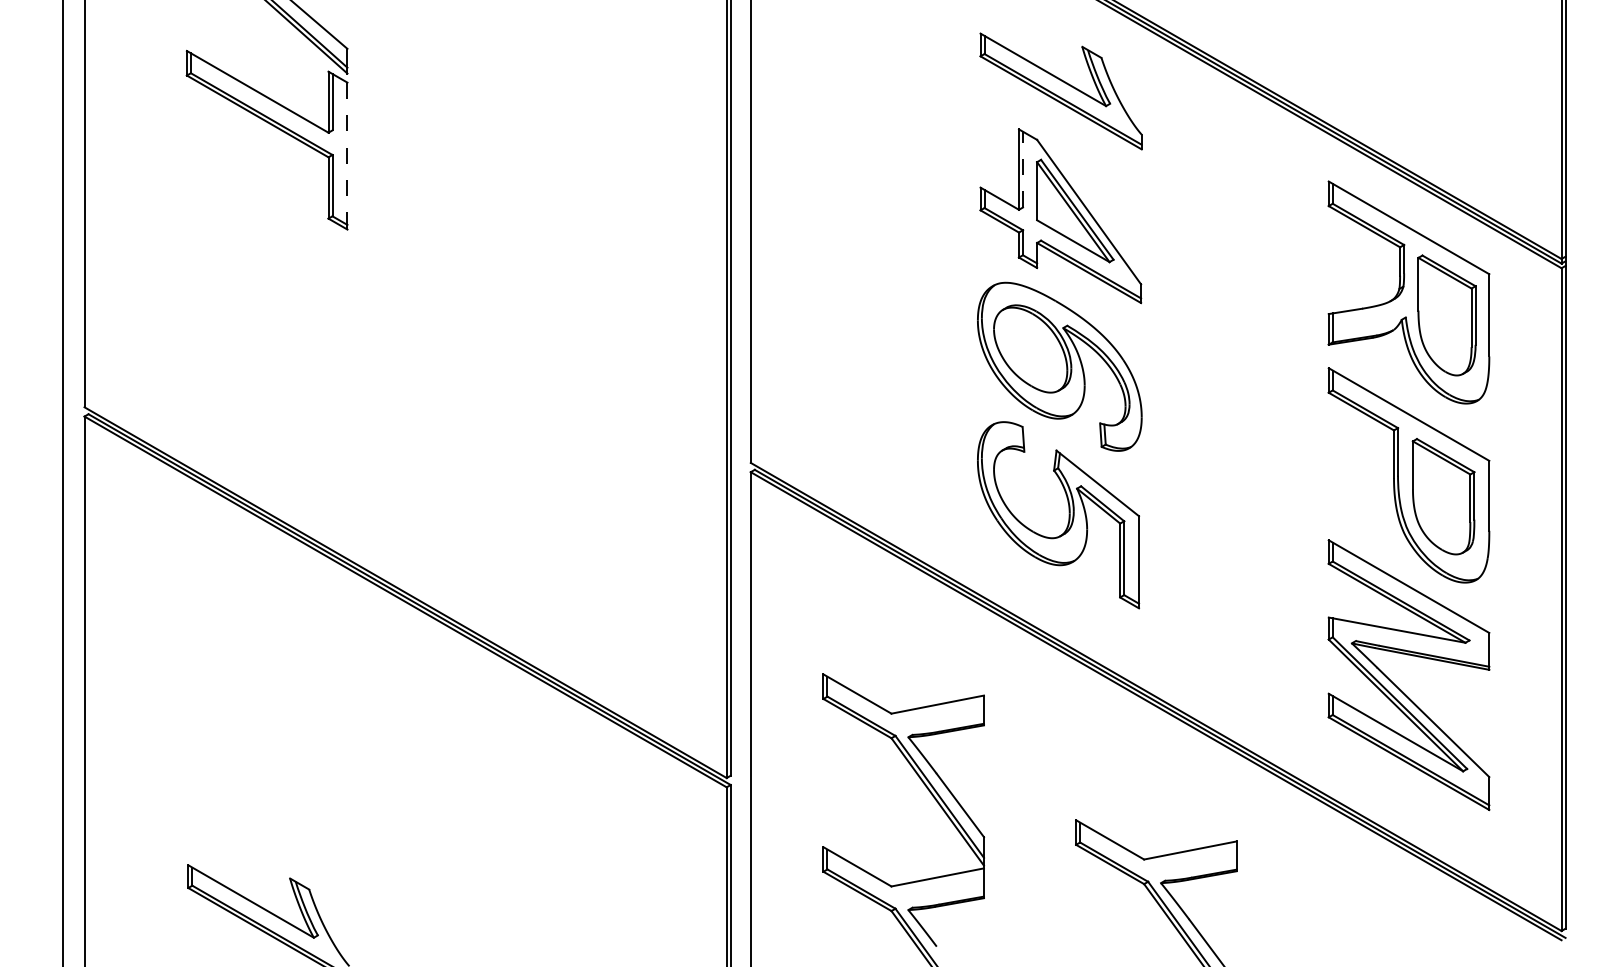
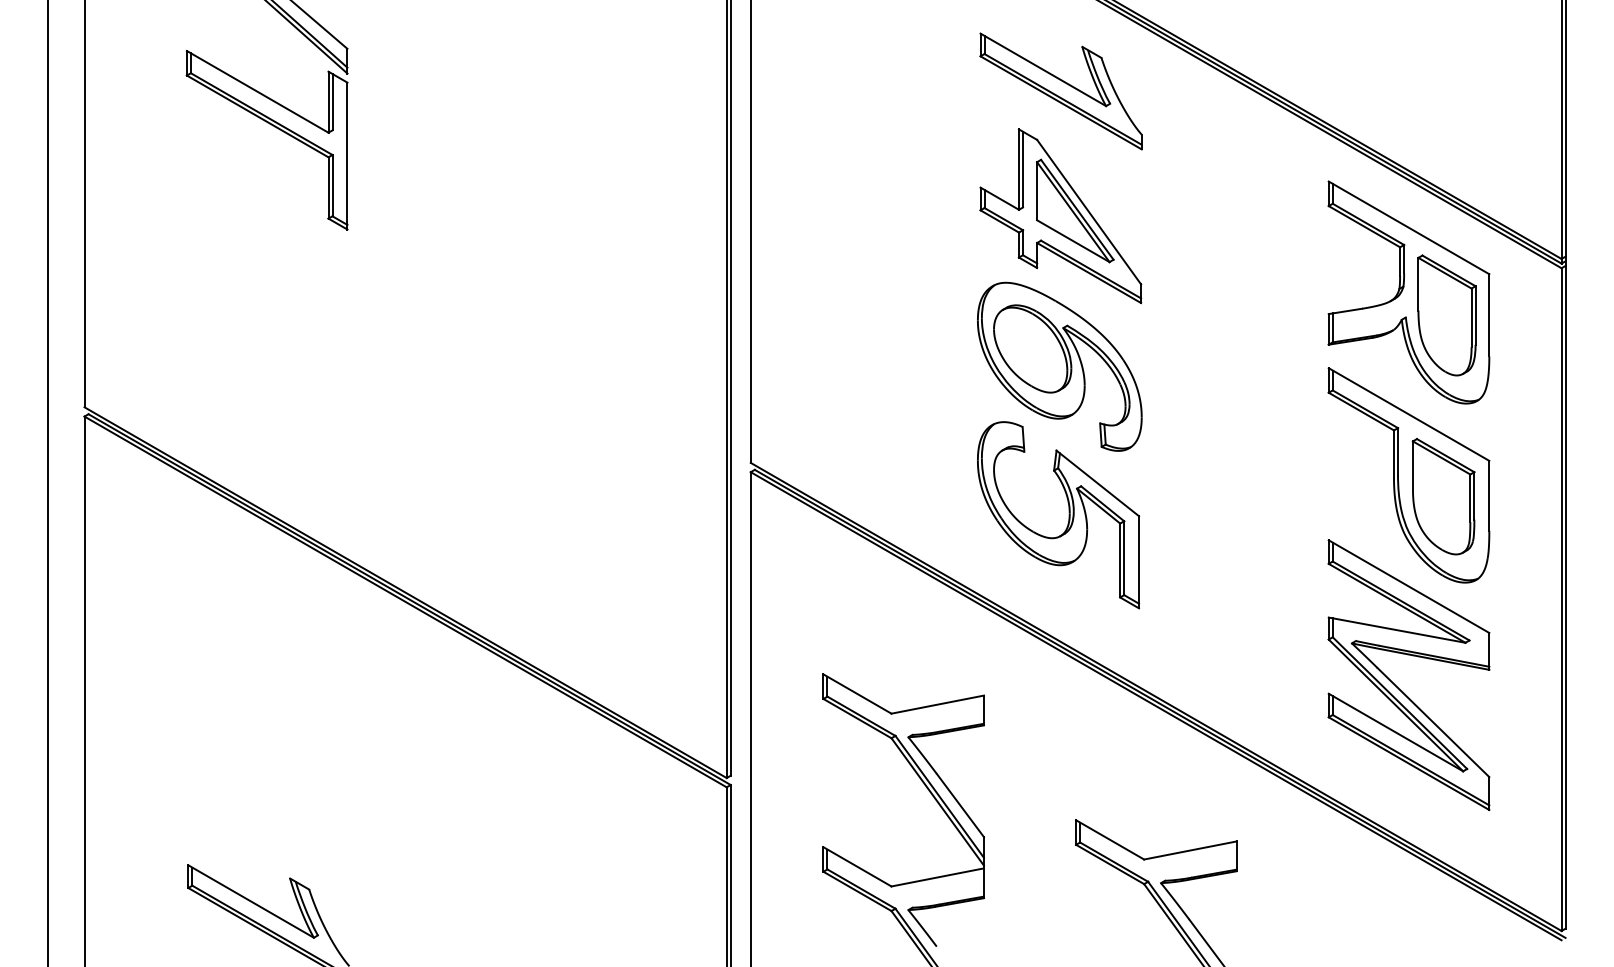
line: dashed -> solid (347, 156)
line: dashed -> solid (1023, 169)
line position: (63, 482) -> (48, 482) (48, 482)
